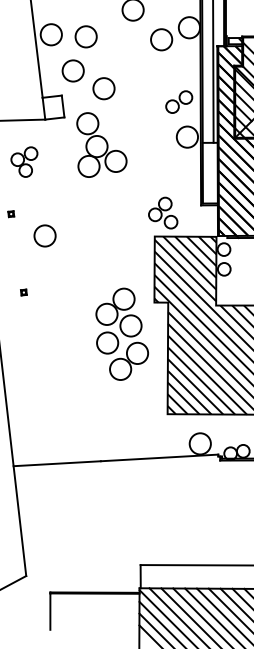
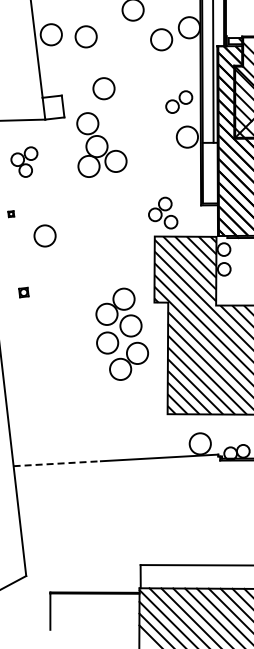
circle: present -> none (72, 70)
part size: 8x9 px -> 12x13 px (23, 292)
line: solid -> dashed (57, 463)
